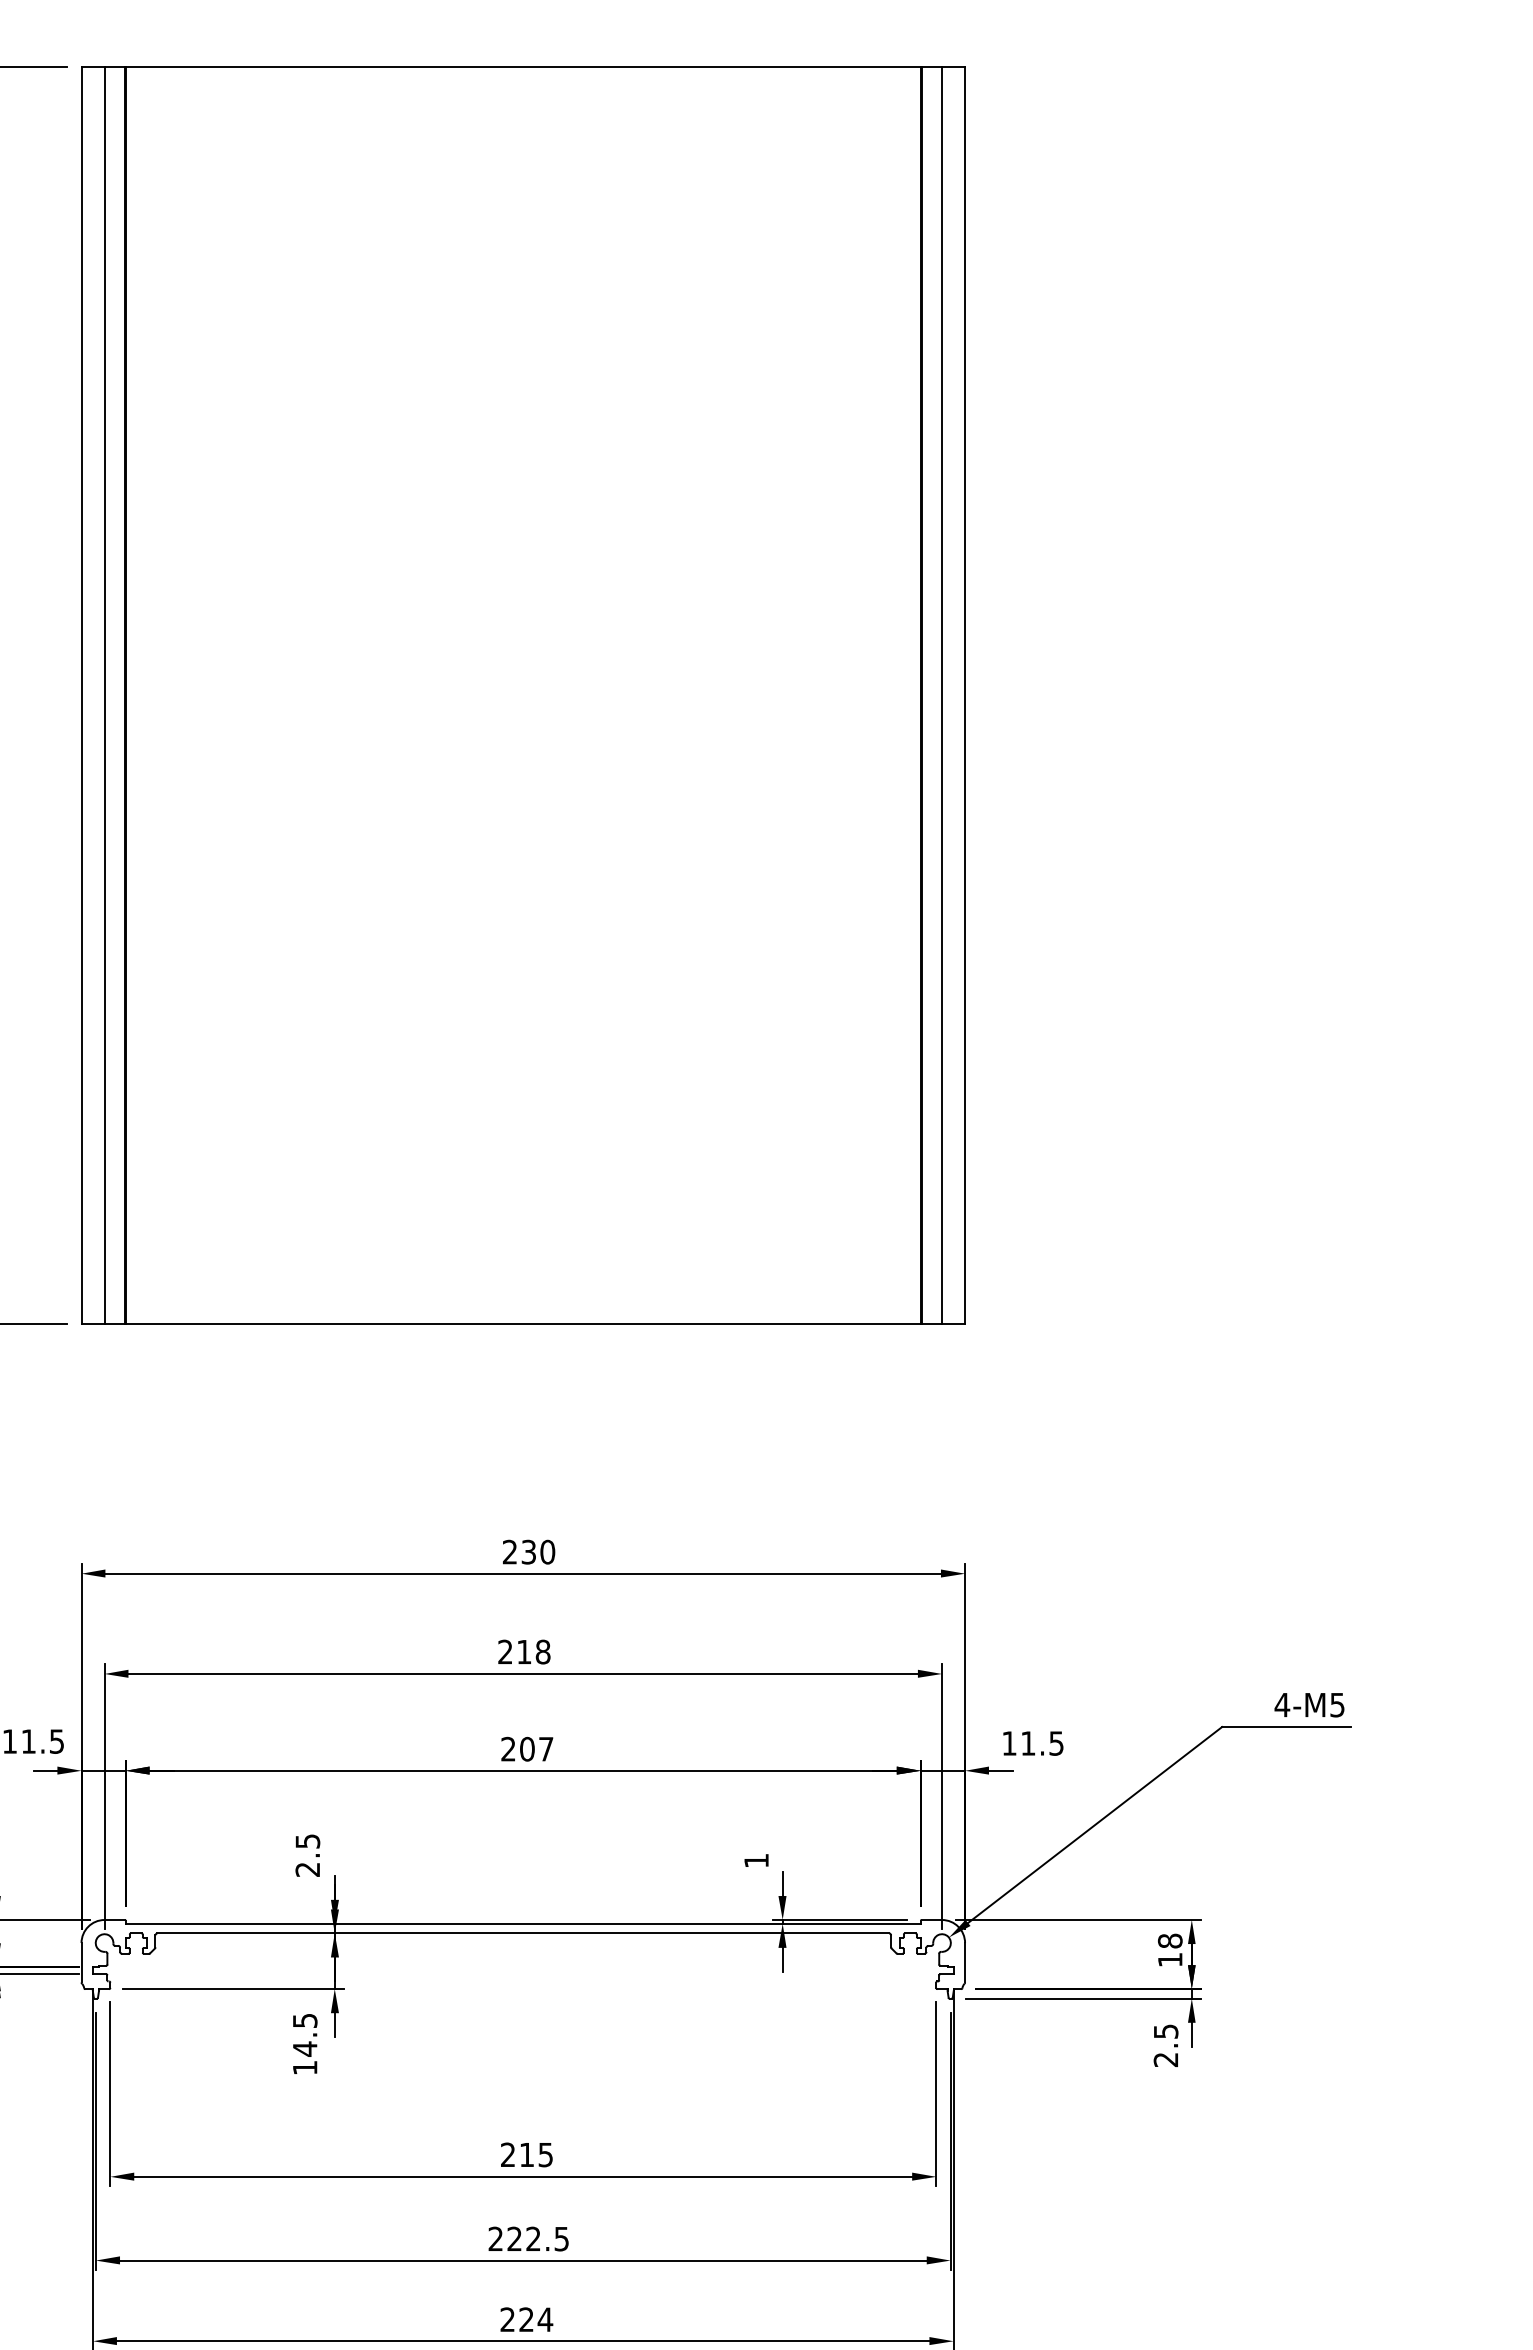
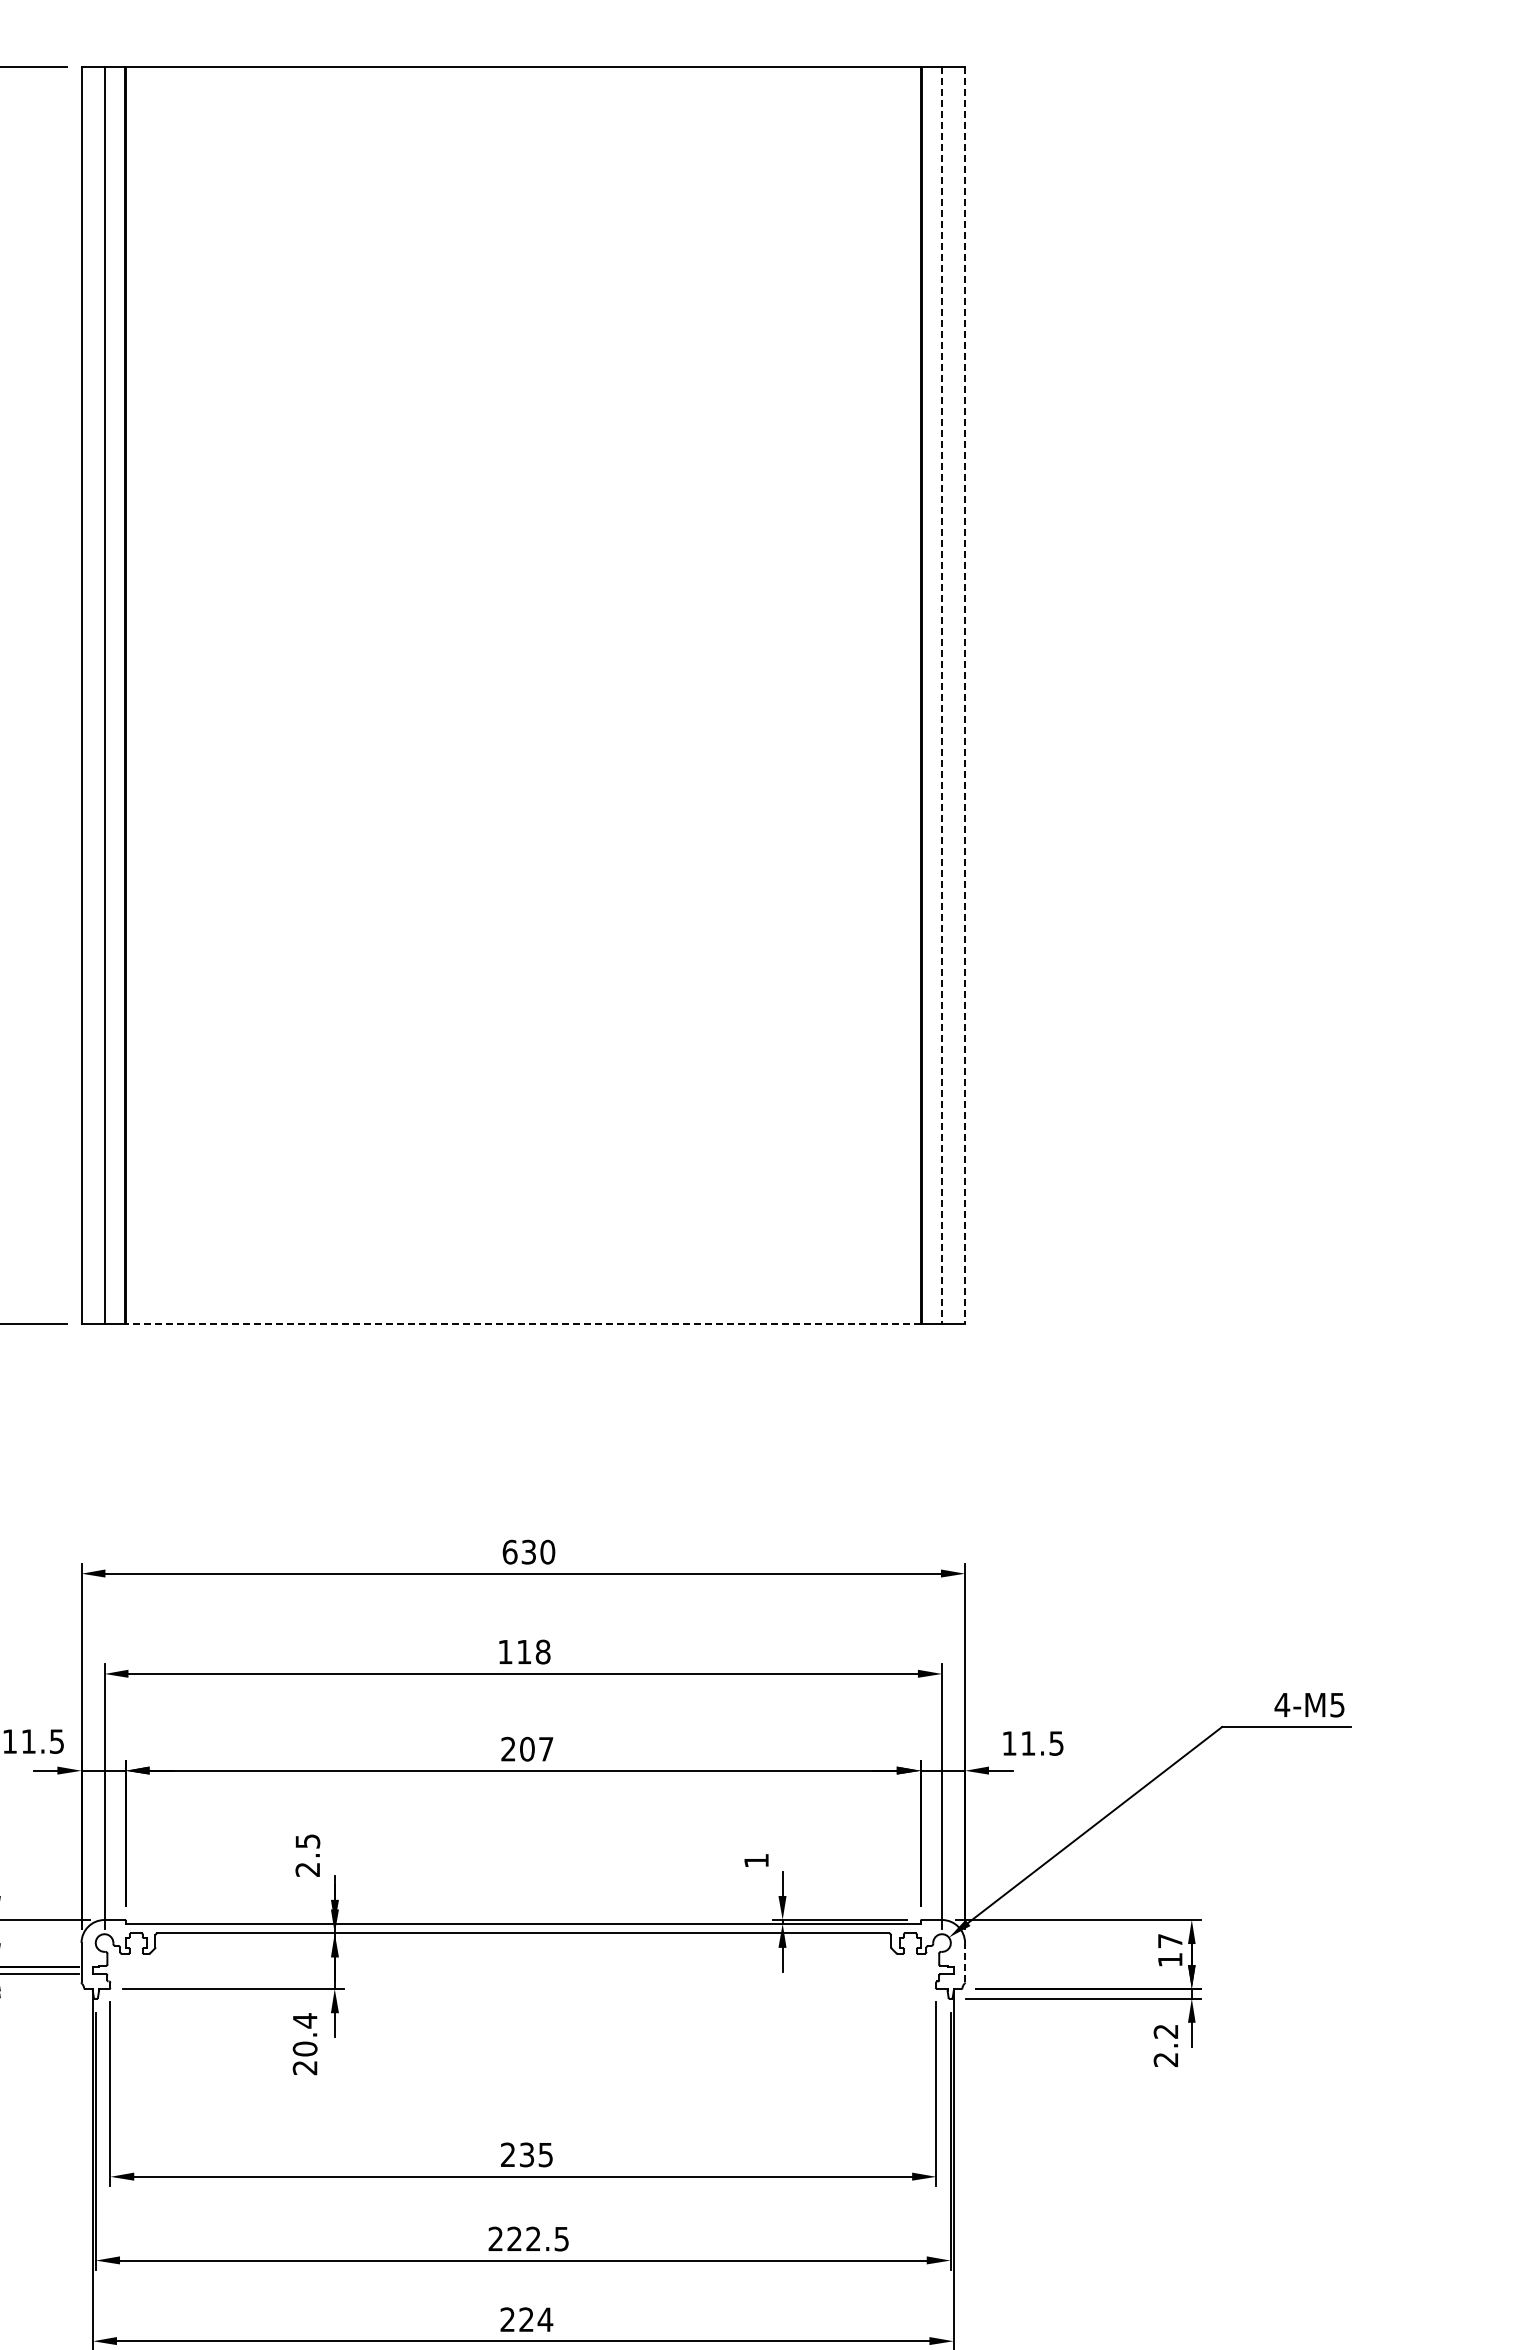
line: solid -> dashed (942, 695)
line: solid -> dashed (965, 695)
line: solid -> dashed (523, 1323)
text: 230 -> 630 (509, 1551)
text: 218 -> 118 (505, 1651)
text: 18 -> 17 (1169, 1940)
line: solid -> dashed (965, 1962)
text: 2.5 -> 2.2 (1165, 2031)
text: 14.5 -> 20.4 (304, 2044)
text: 215 -> 235 (526, 2154)
